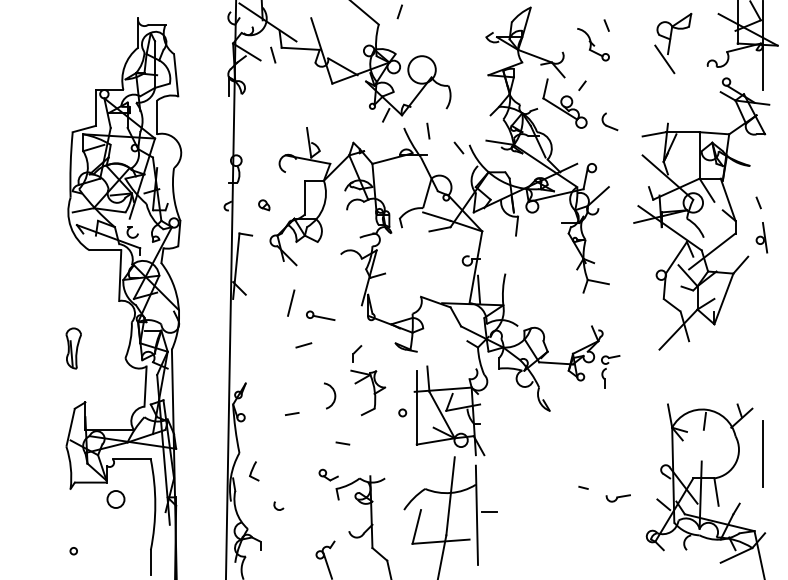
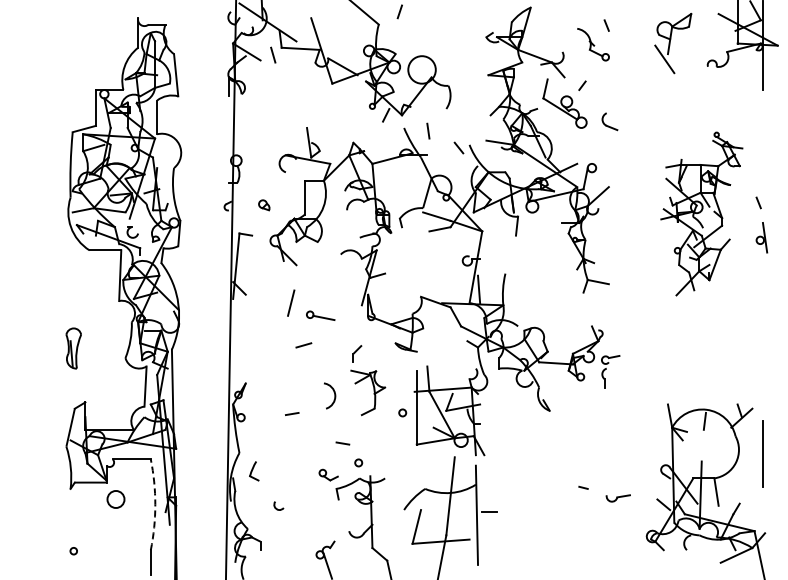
part size: 138x274 px -> 84x166 px (701, 213)
circle: none -> present (358, 462)
arc: solid -> dashed (155, 504)
